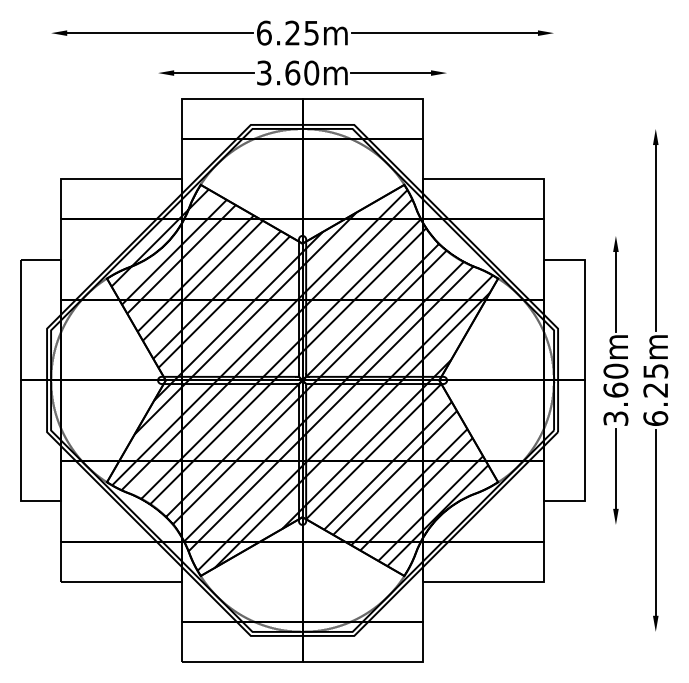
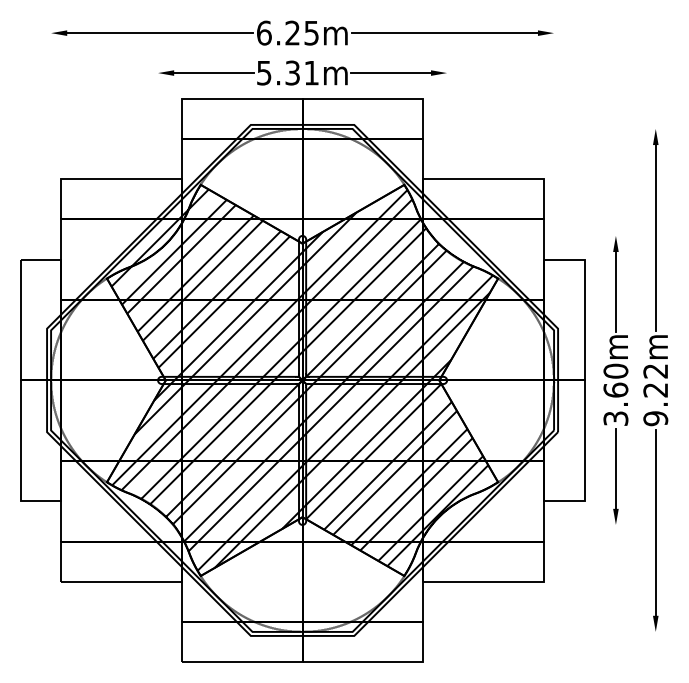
text: 3.60m -> 5.31m (288, 72)
text: 6.25m -> 9.22m (655, 395)
